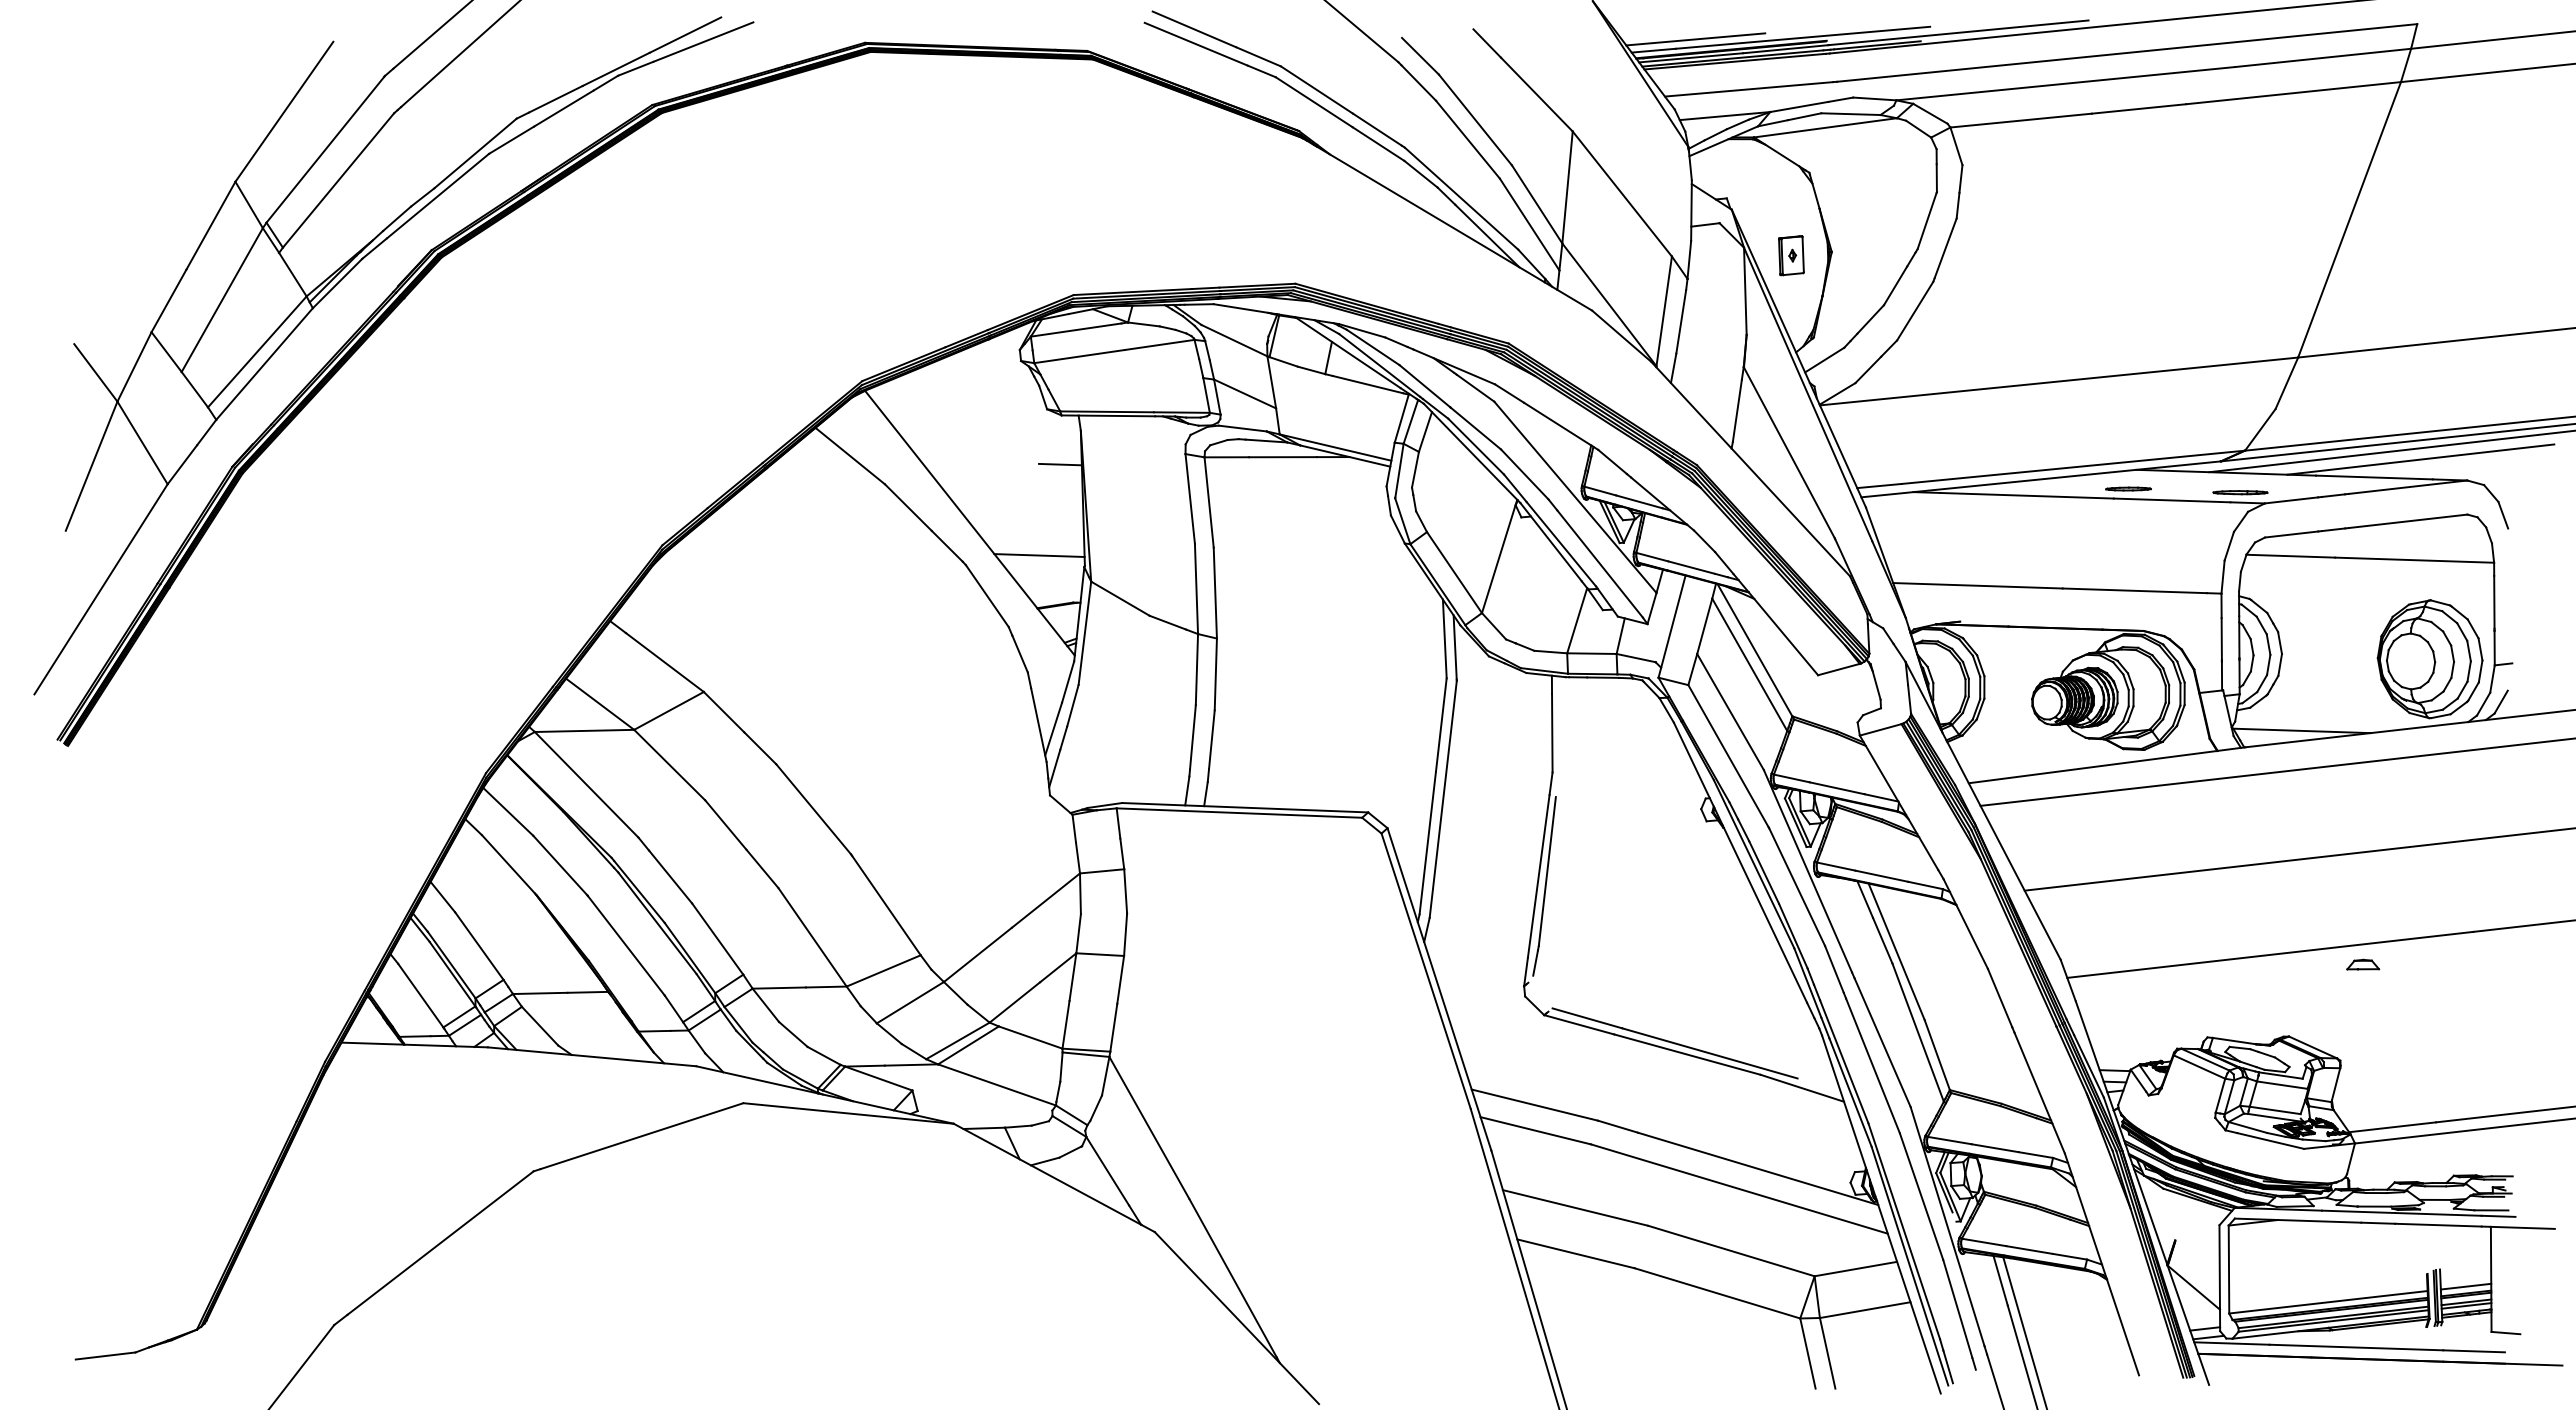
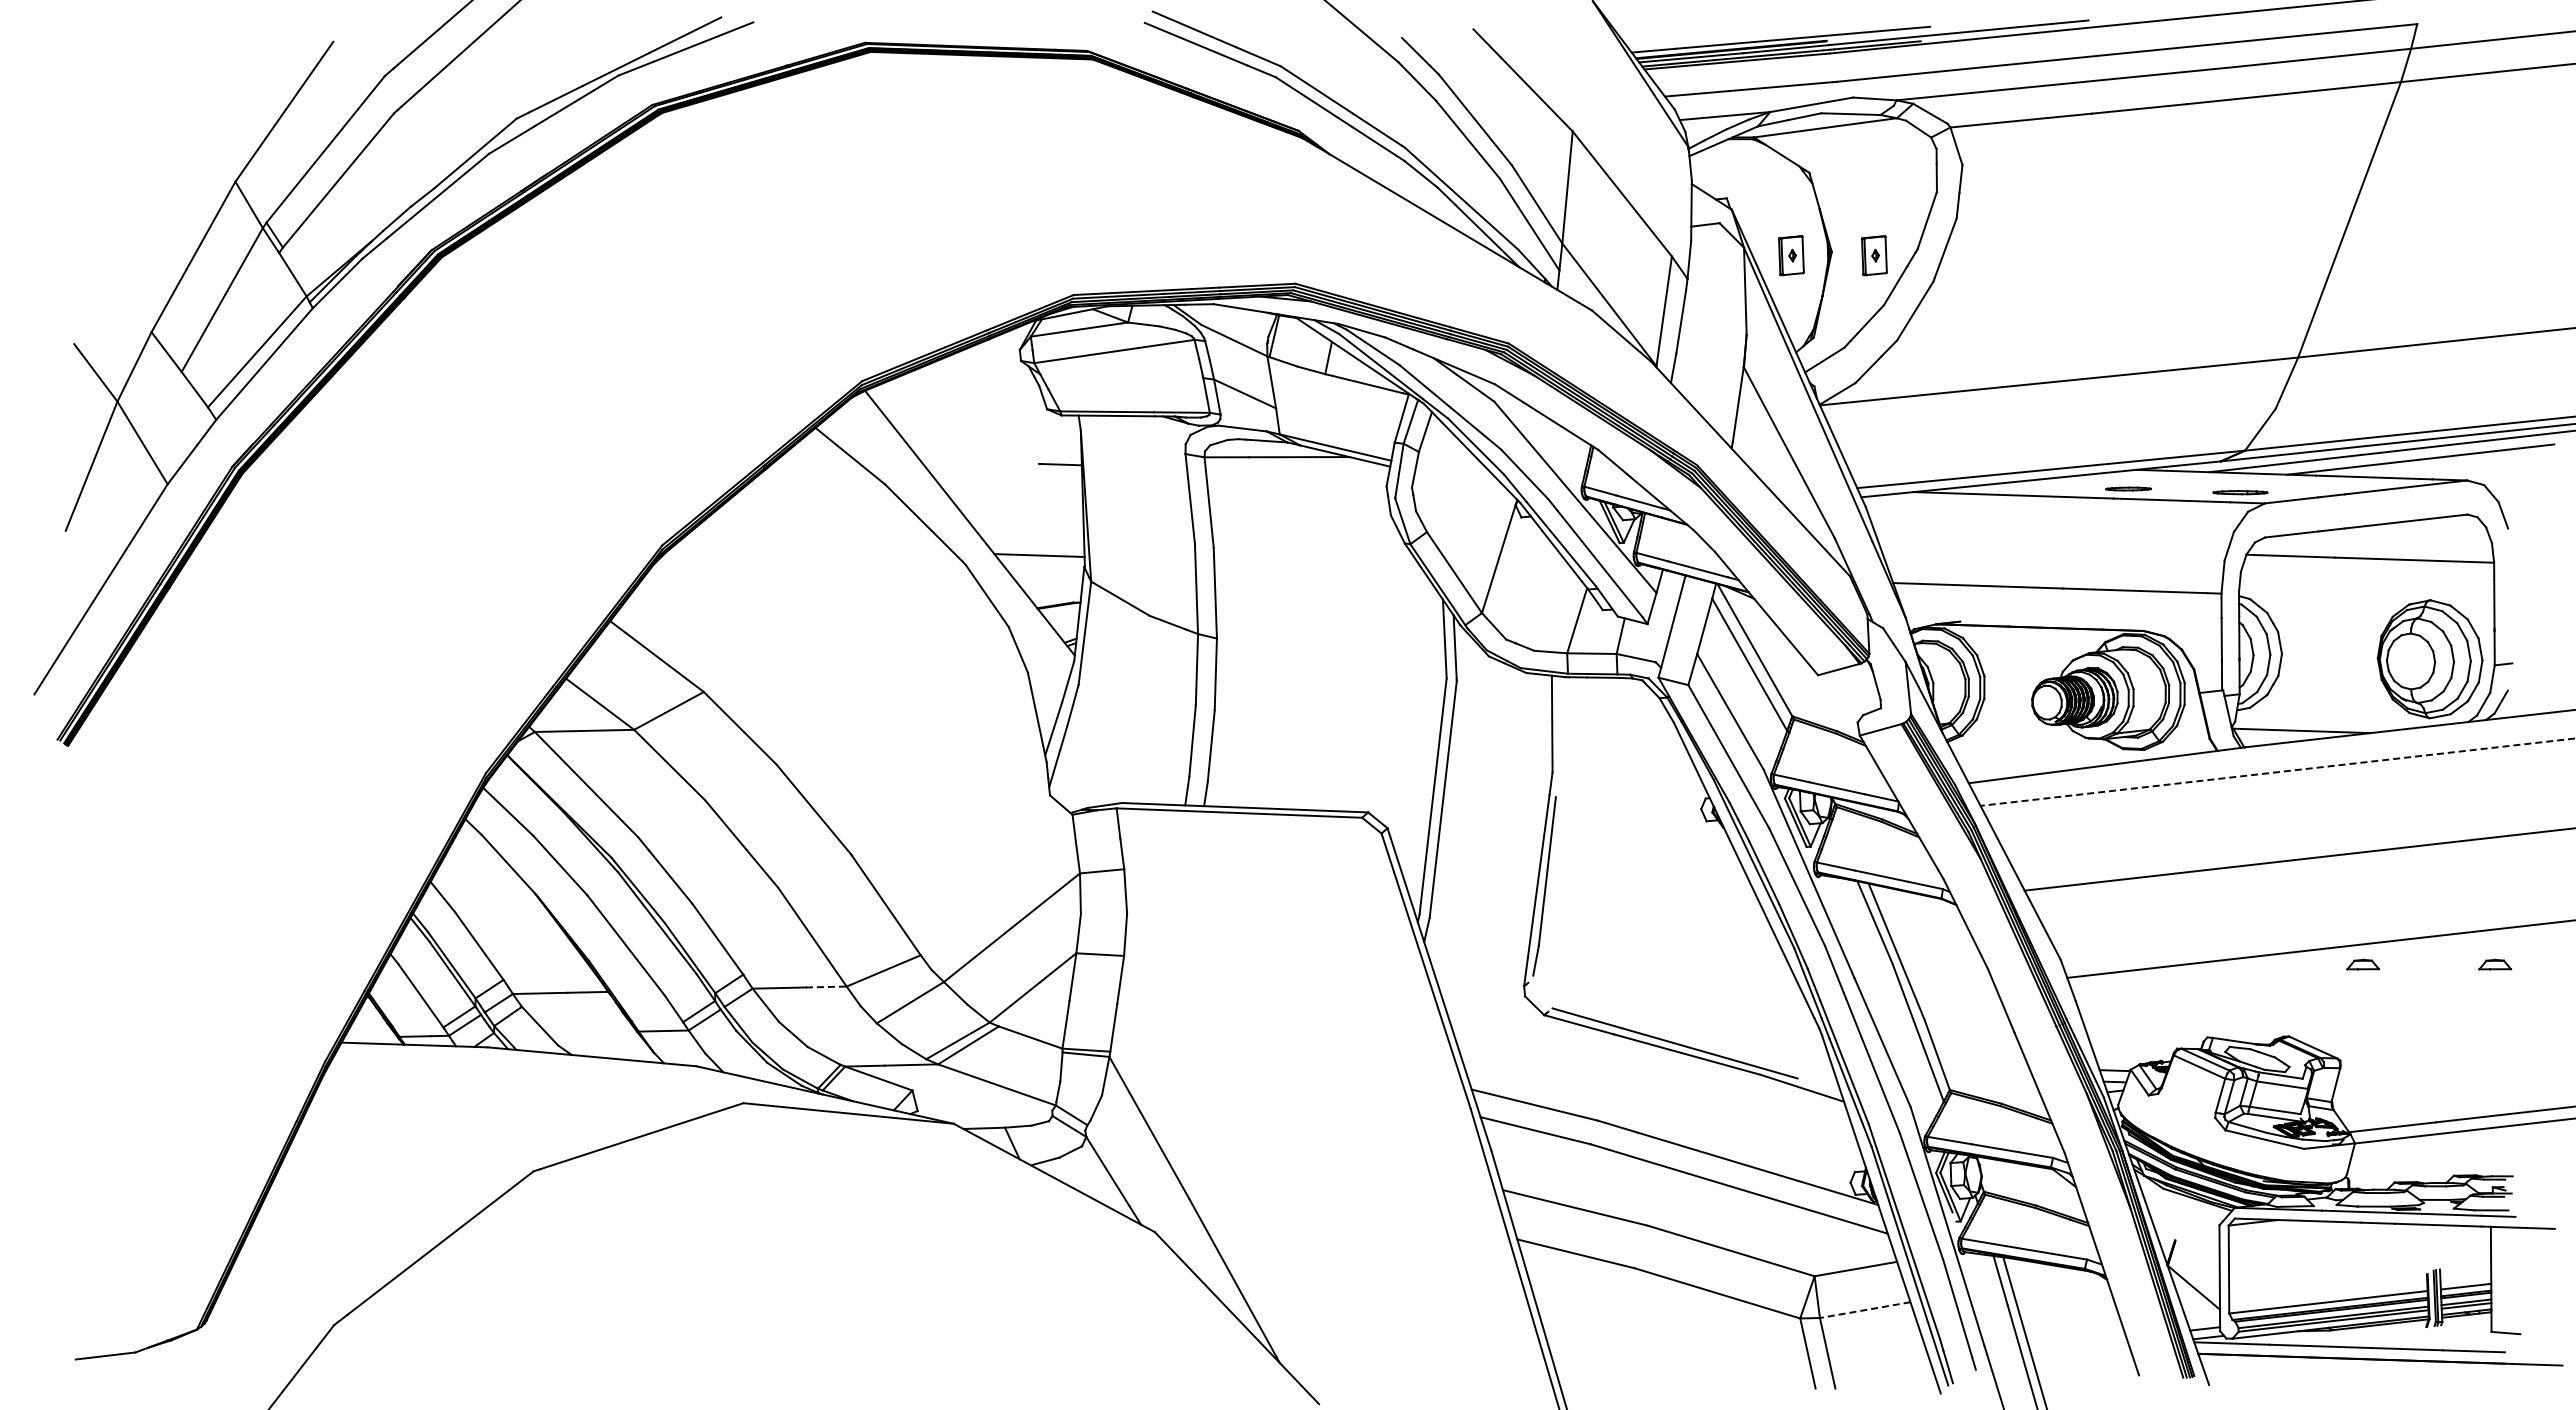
line: present -> none (1695, 39)
part: none -> present (1874, 255)
line: solid -> dashed (2277, 772)
part: none -> present (2495, 964)
line: solid -> dashed (826, 987)
line: solid -> dashed (1865, 1310)
